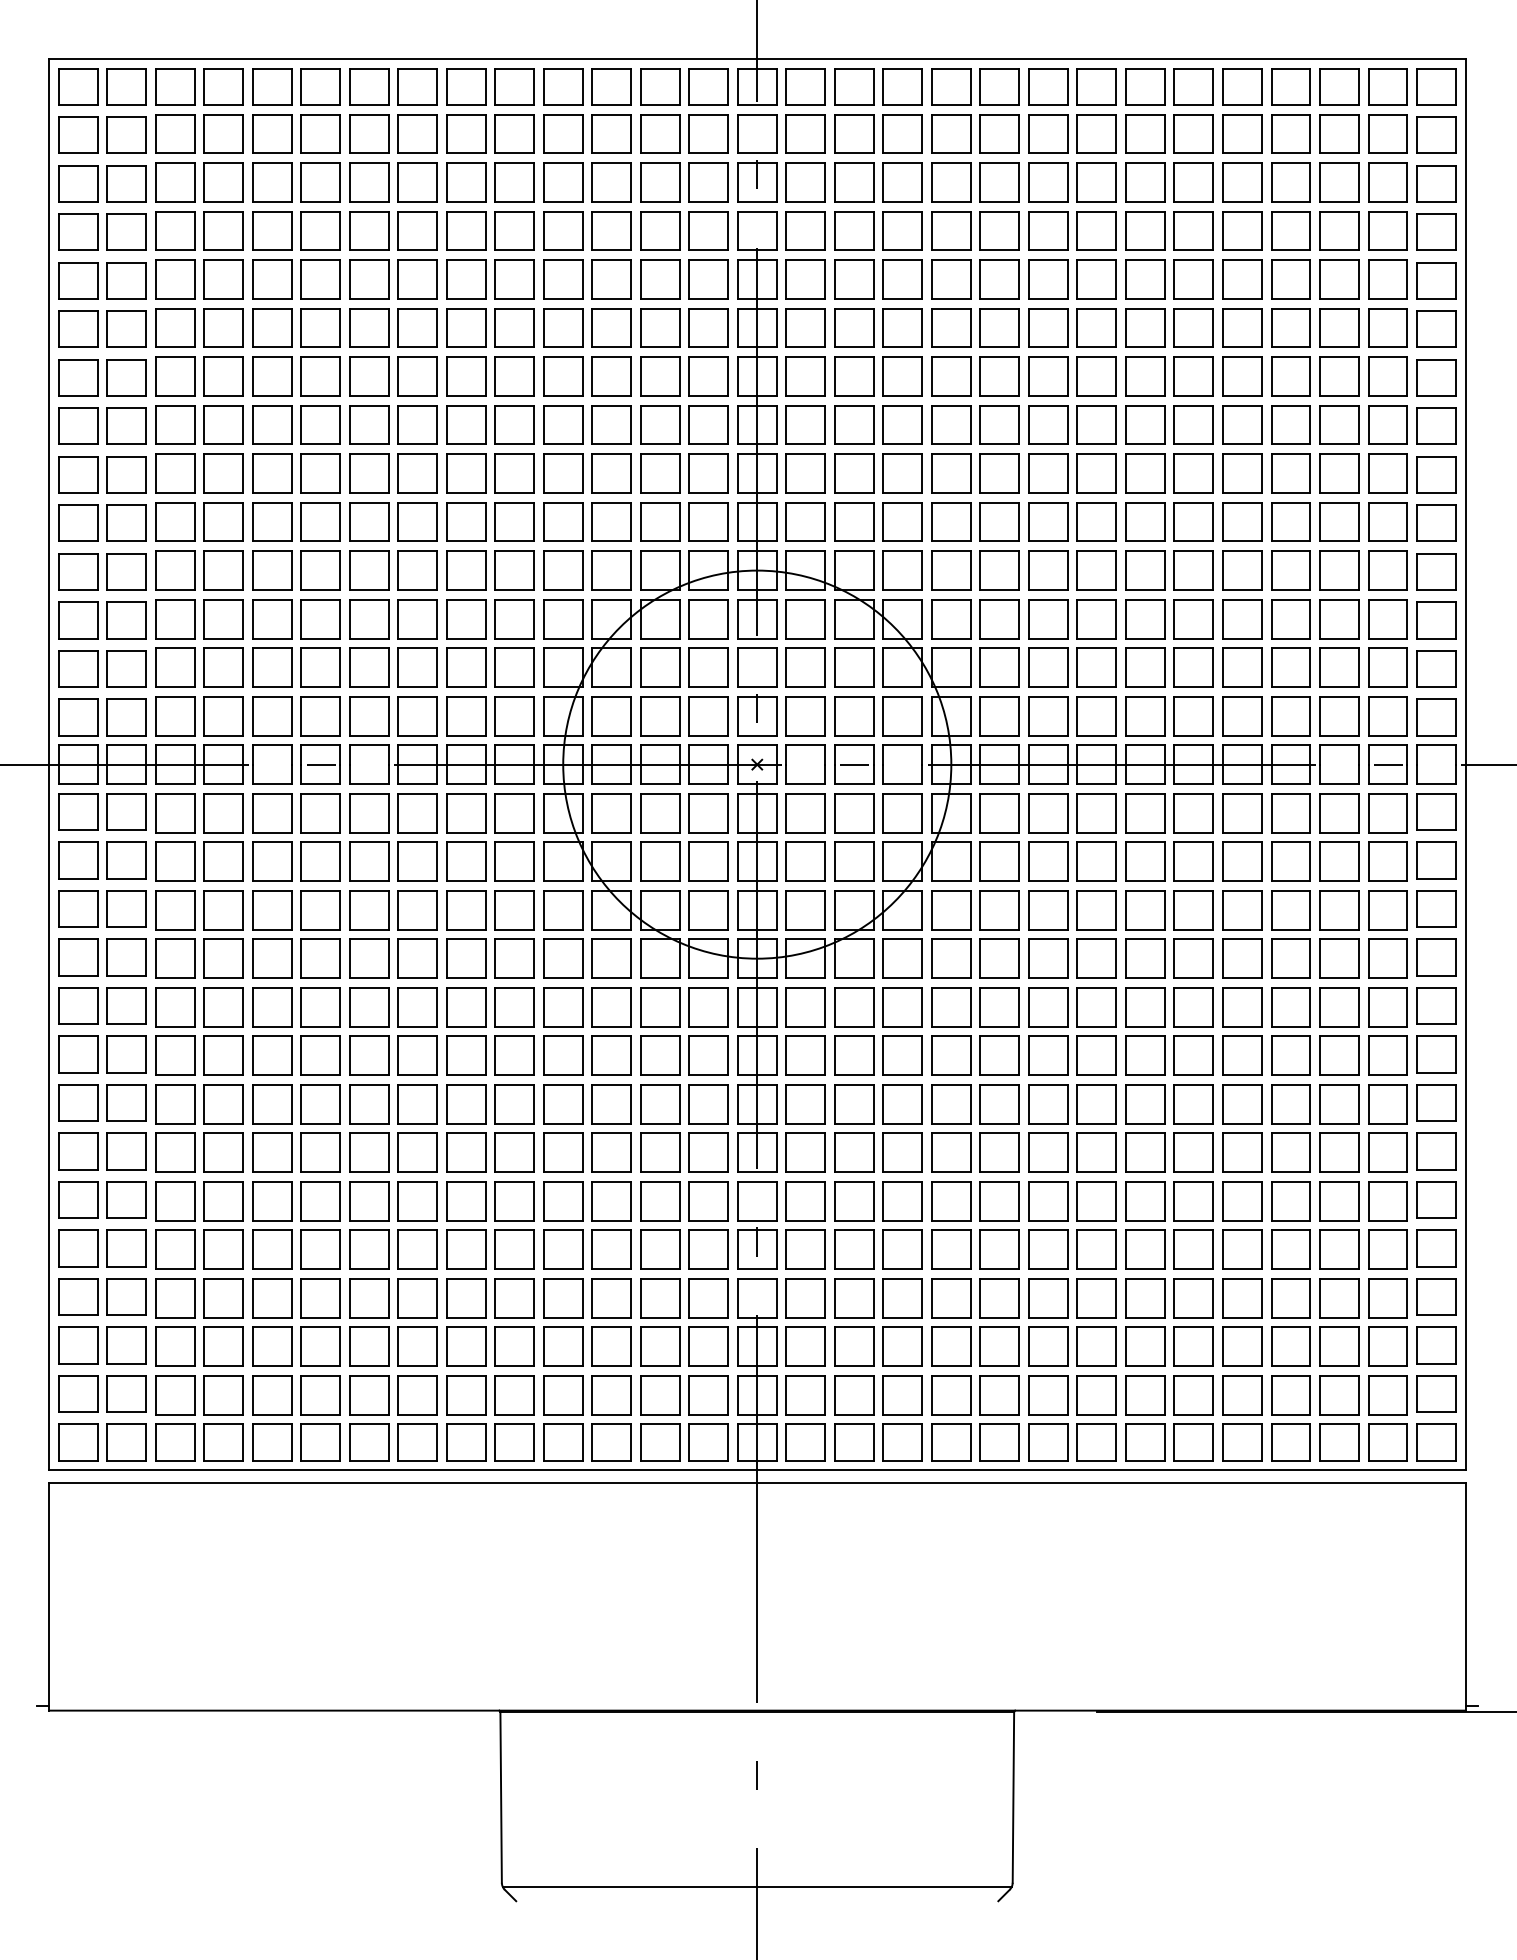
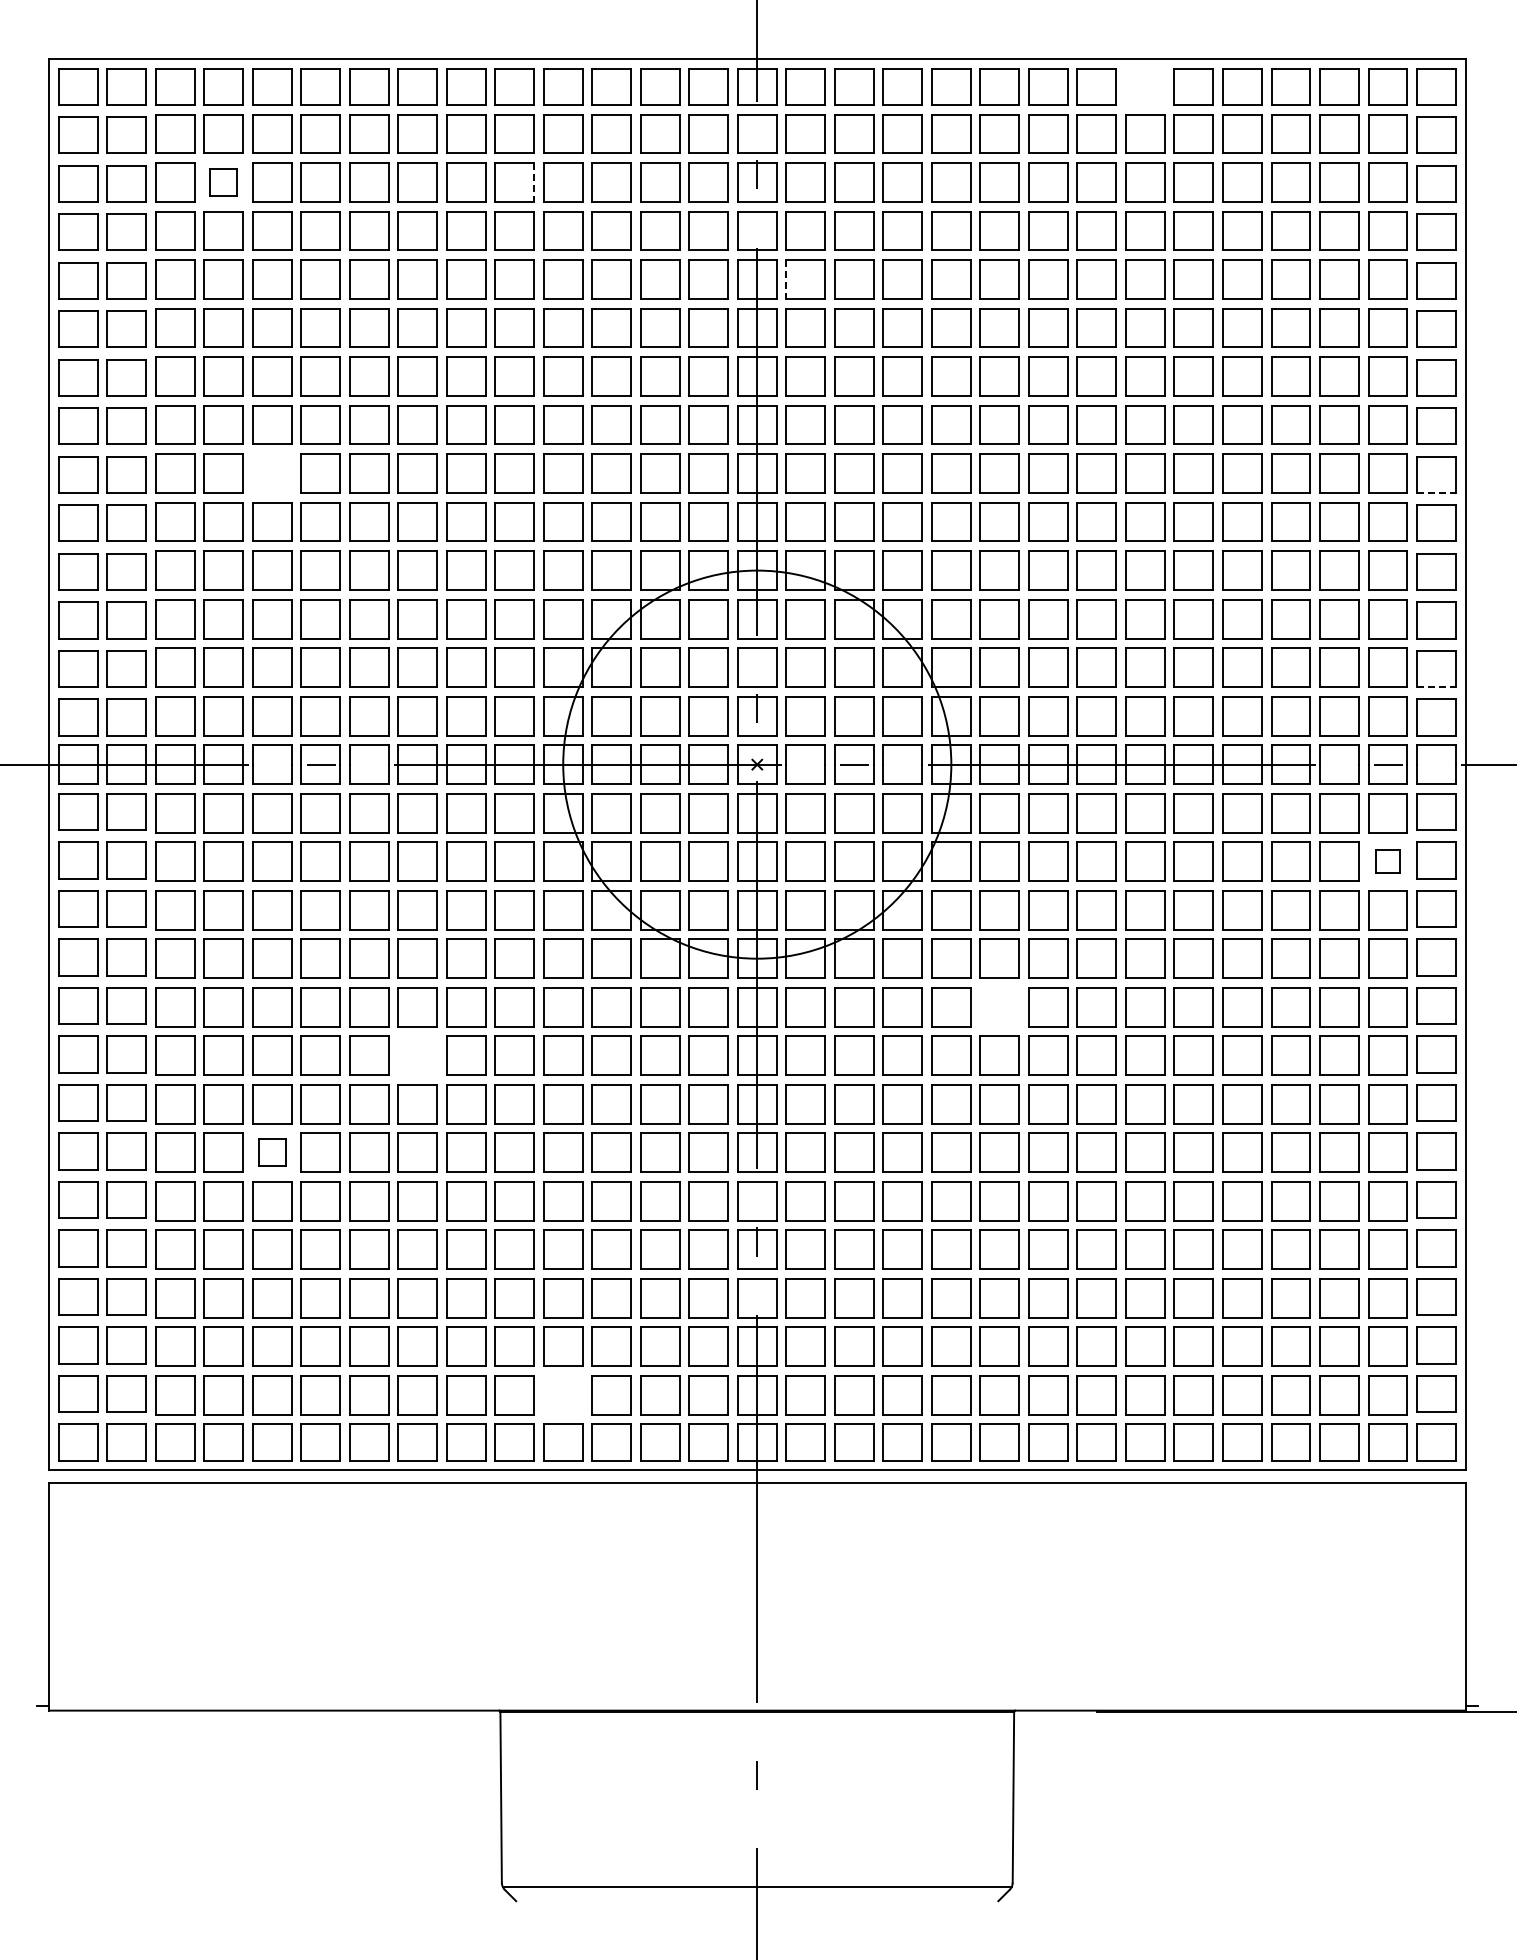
part: present -> none (1145, 86)
part size: 41x41 px -> 29x29 px (223, 182)
line: solid -> dashed (534, 183)
line: solid -> dashed (786, 280)
part: present -> none (272, 473)
line: solid -> dashed (1436, 492)
line: solid -> dashed (1436, 687)
part size: 40x41 px -> 26x25 px (1387, 861)
part: present -> none (999, 1007)
part: present -> none (417, 1055)
part size: 41x41 px -> 29x29 px (272, 1152)
part: present -> none (563, 1395)
